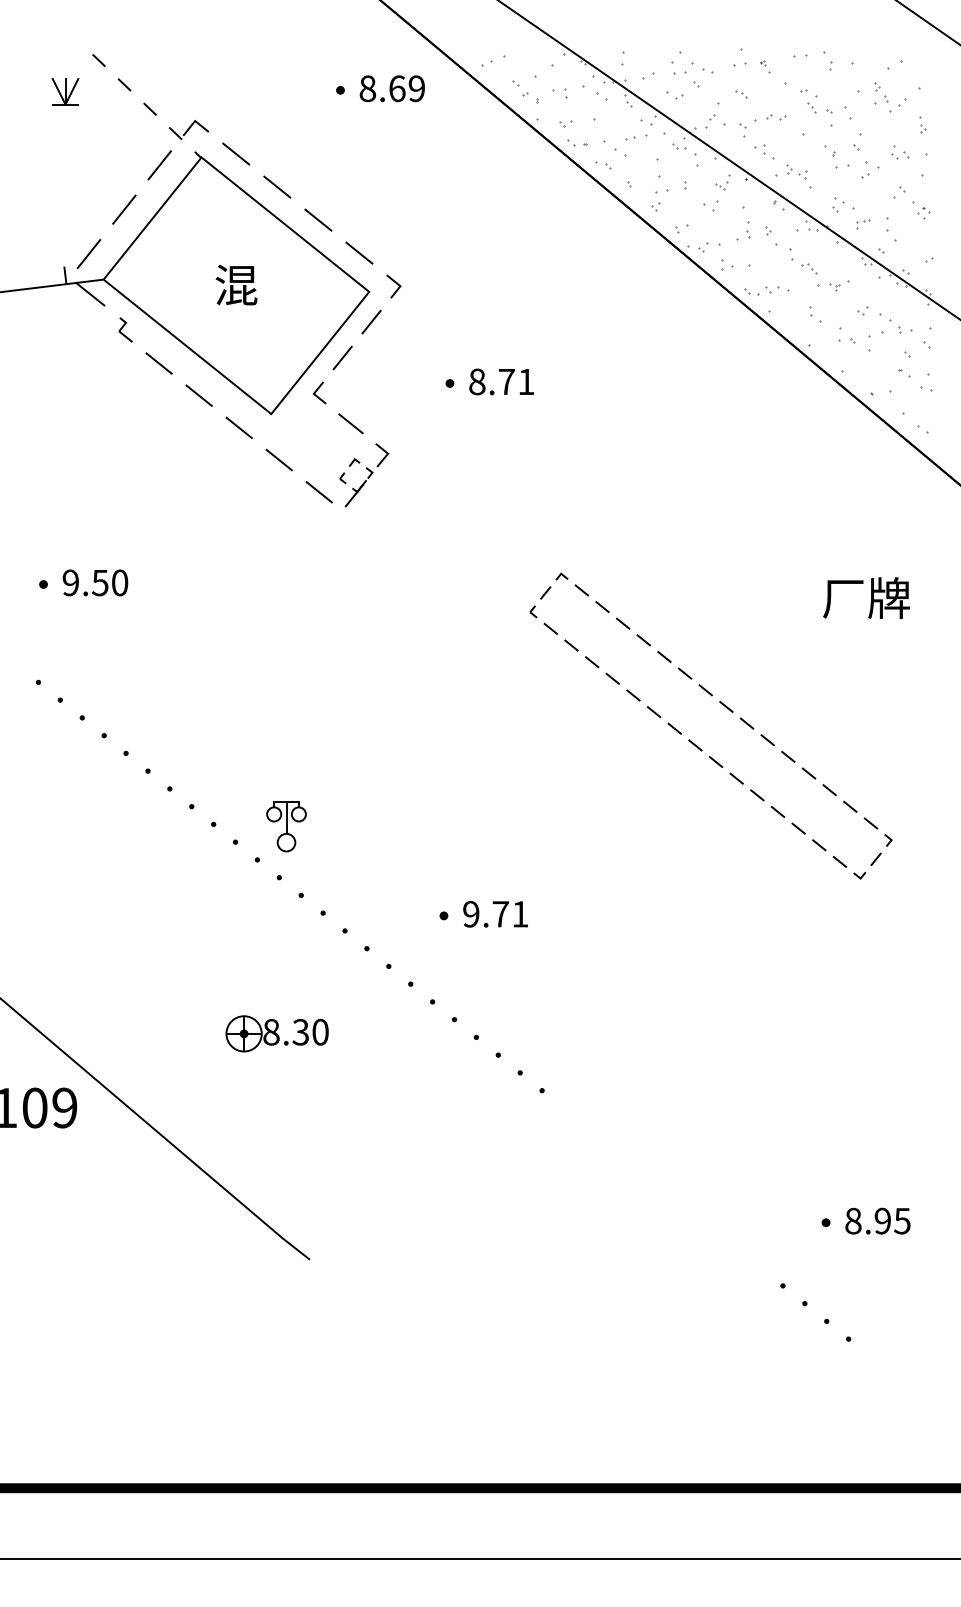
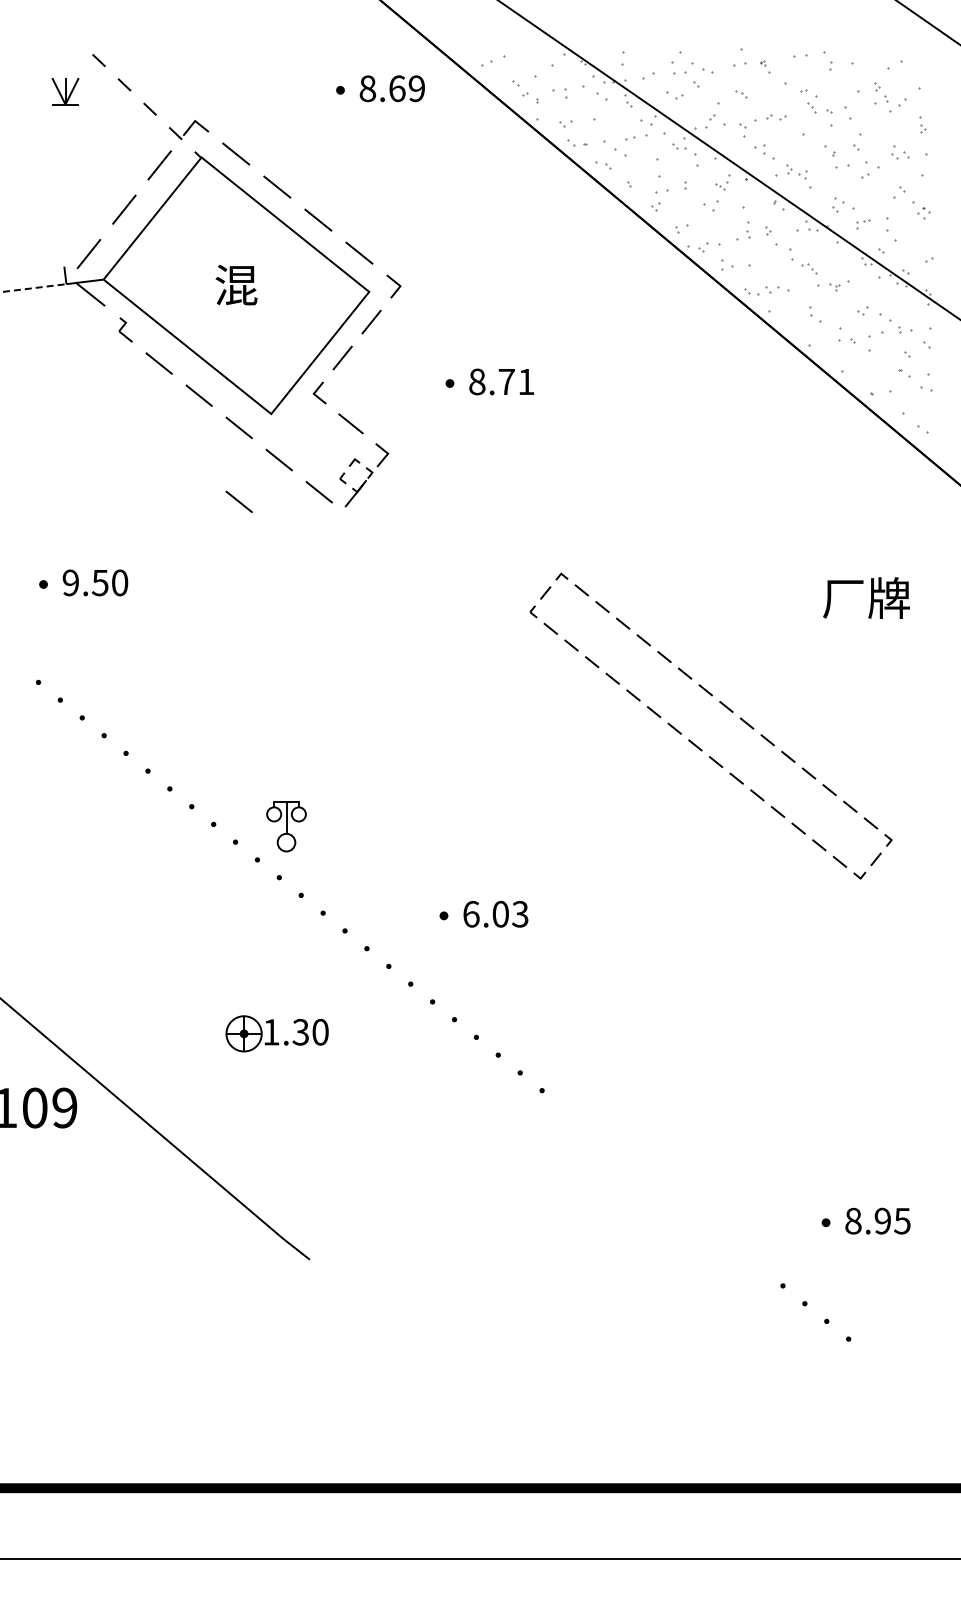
line: solid -> dashed (33, 288)
line: none -> present (238, 501)
text: 9.71 -> 6.03 (495, 913)
text: 8.30 -> 1.30 (271, 1032)
